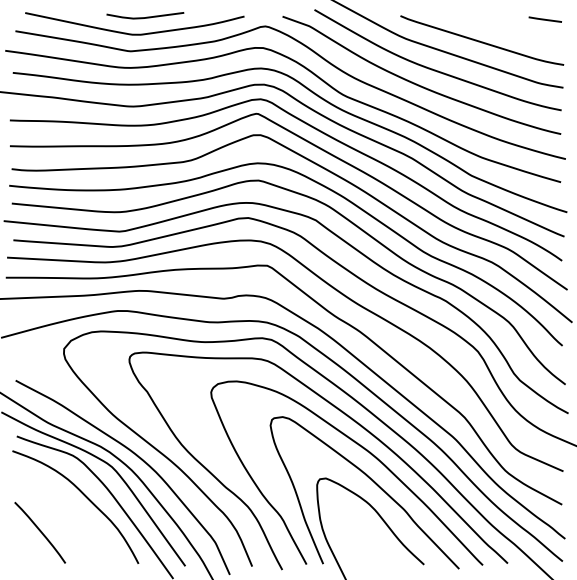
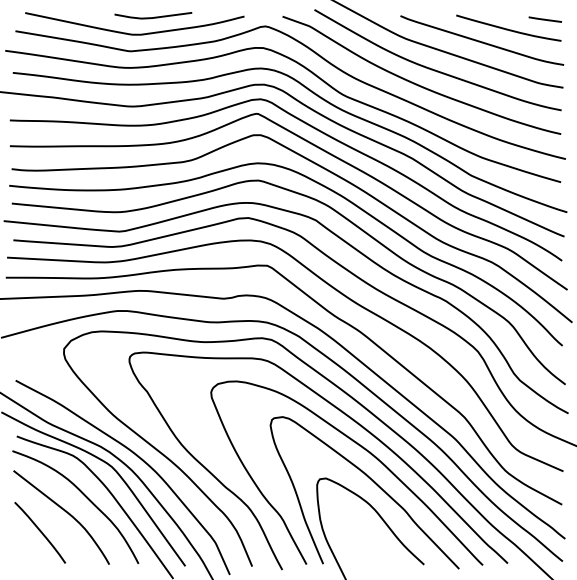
line position: (146, 16) -> (154, 16) (154, 16)
curve: none -> present (507, 28)
curve: none -> present (65, 512)
